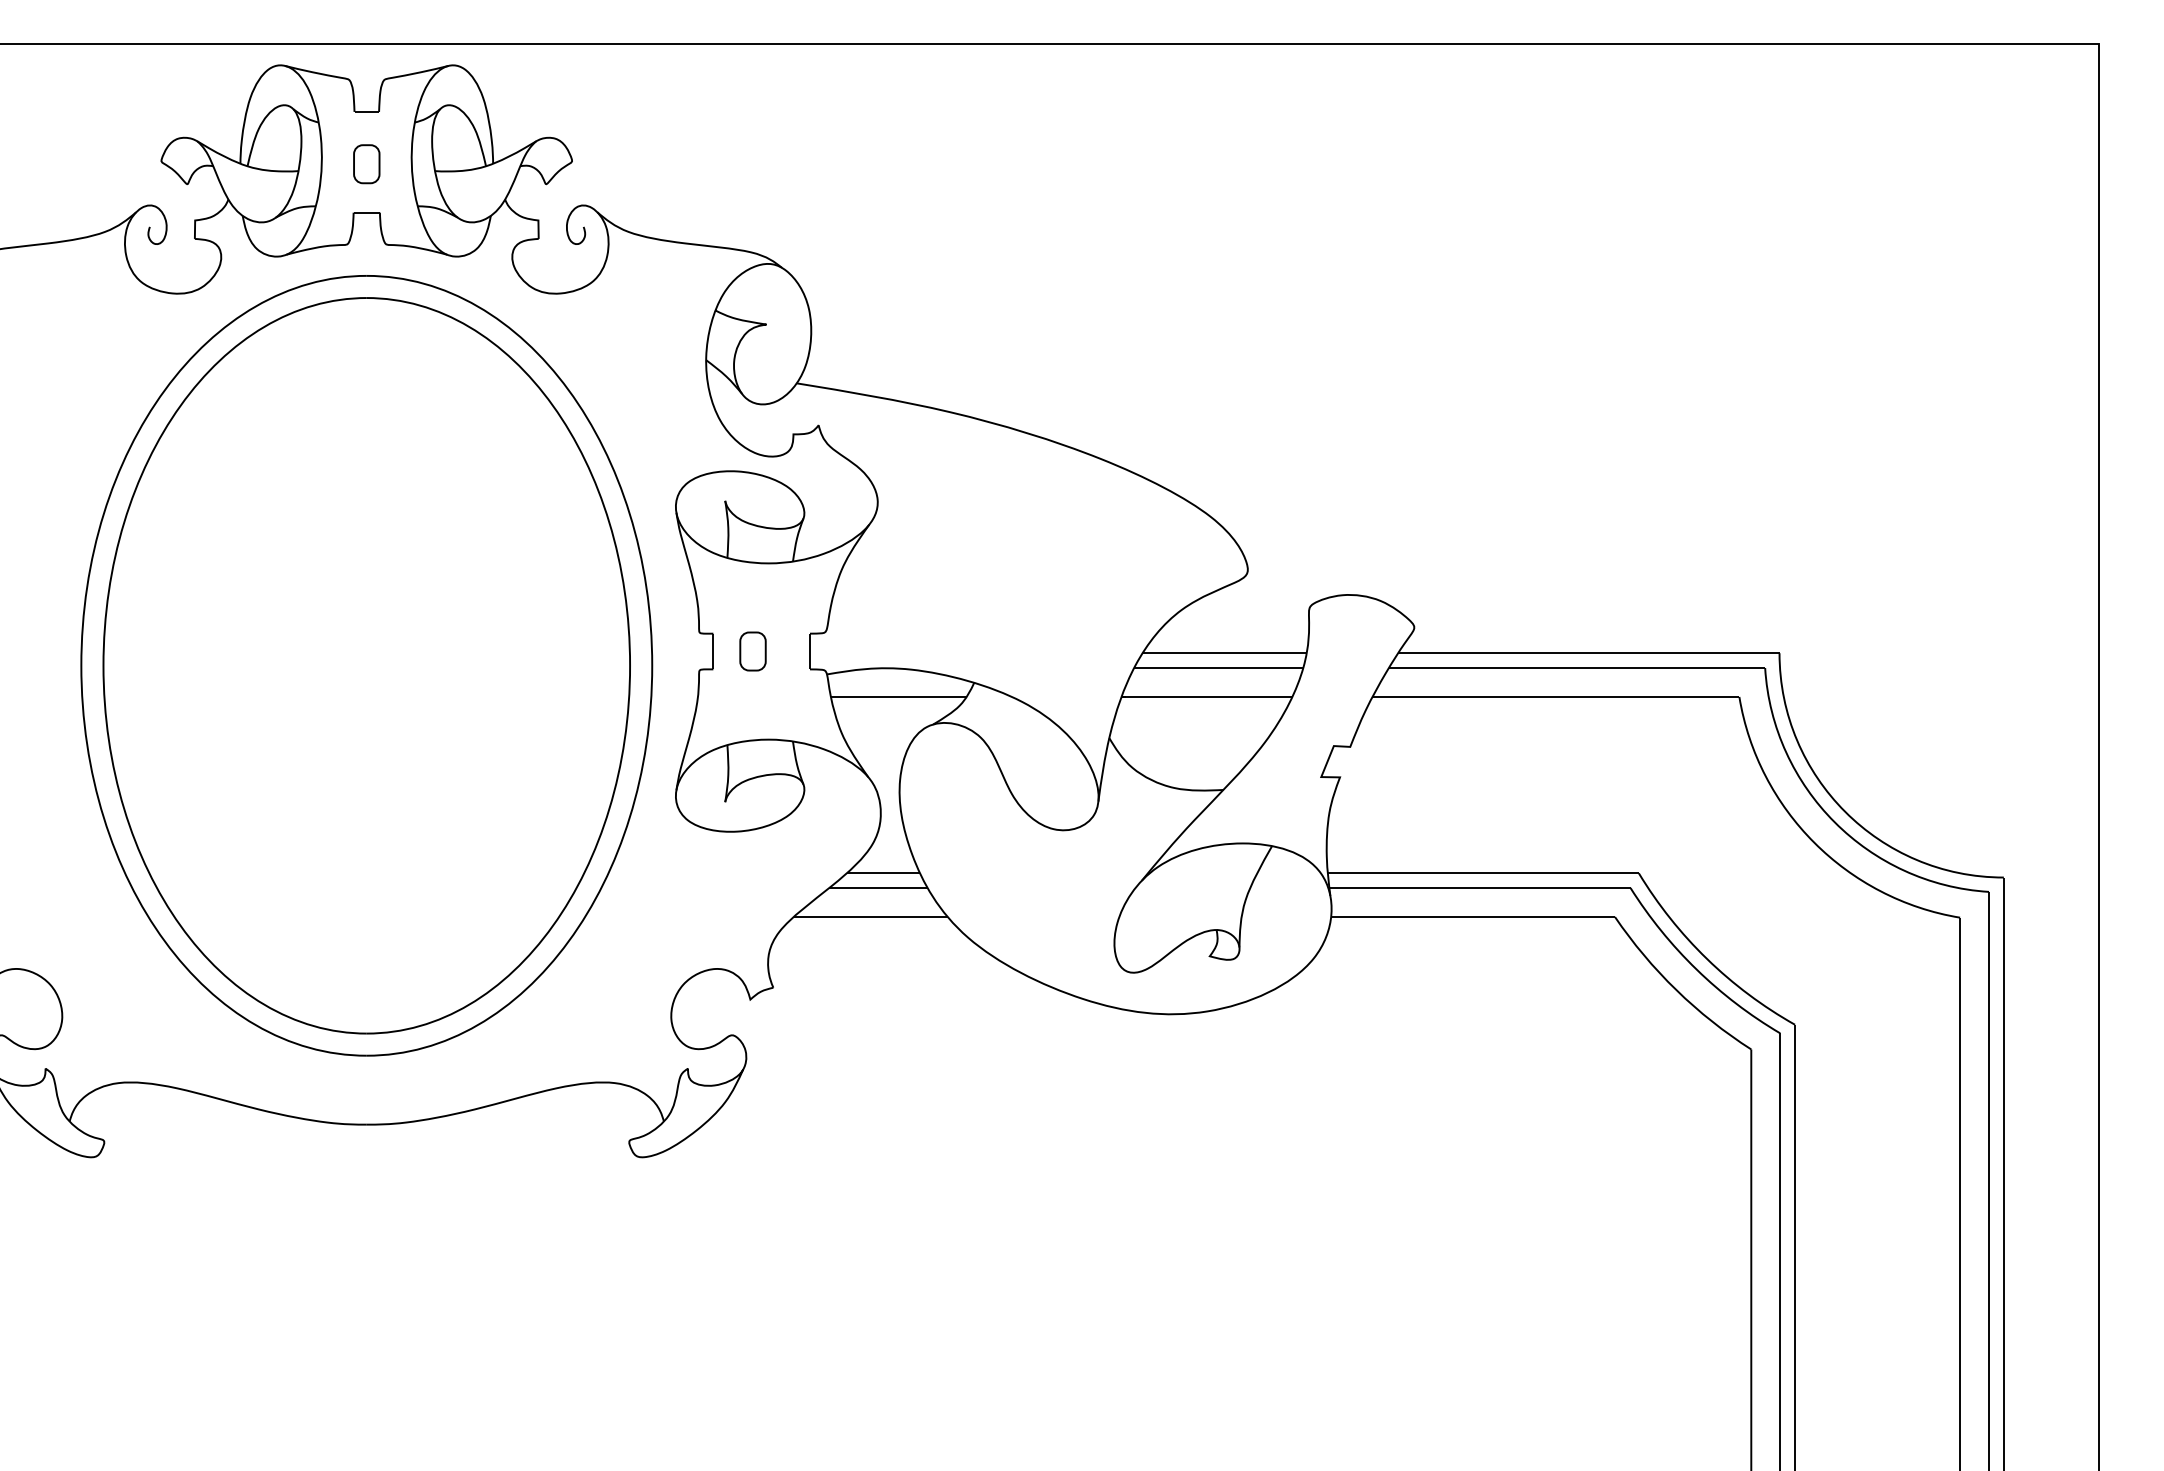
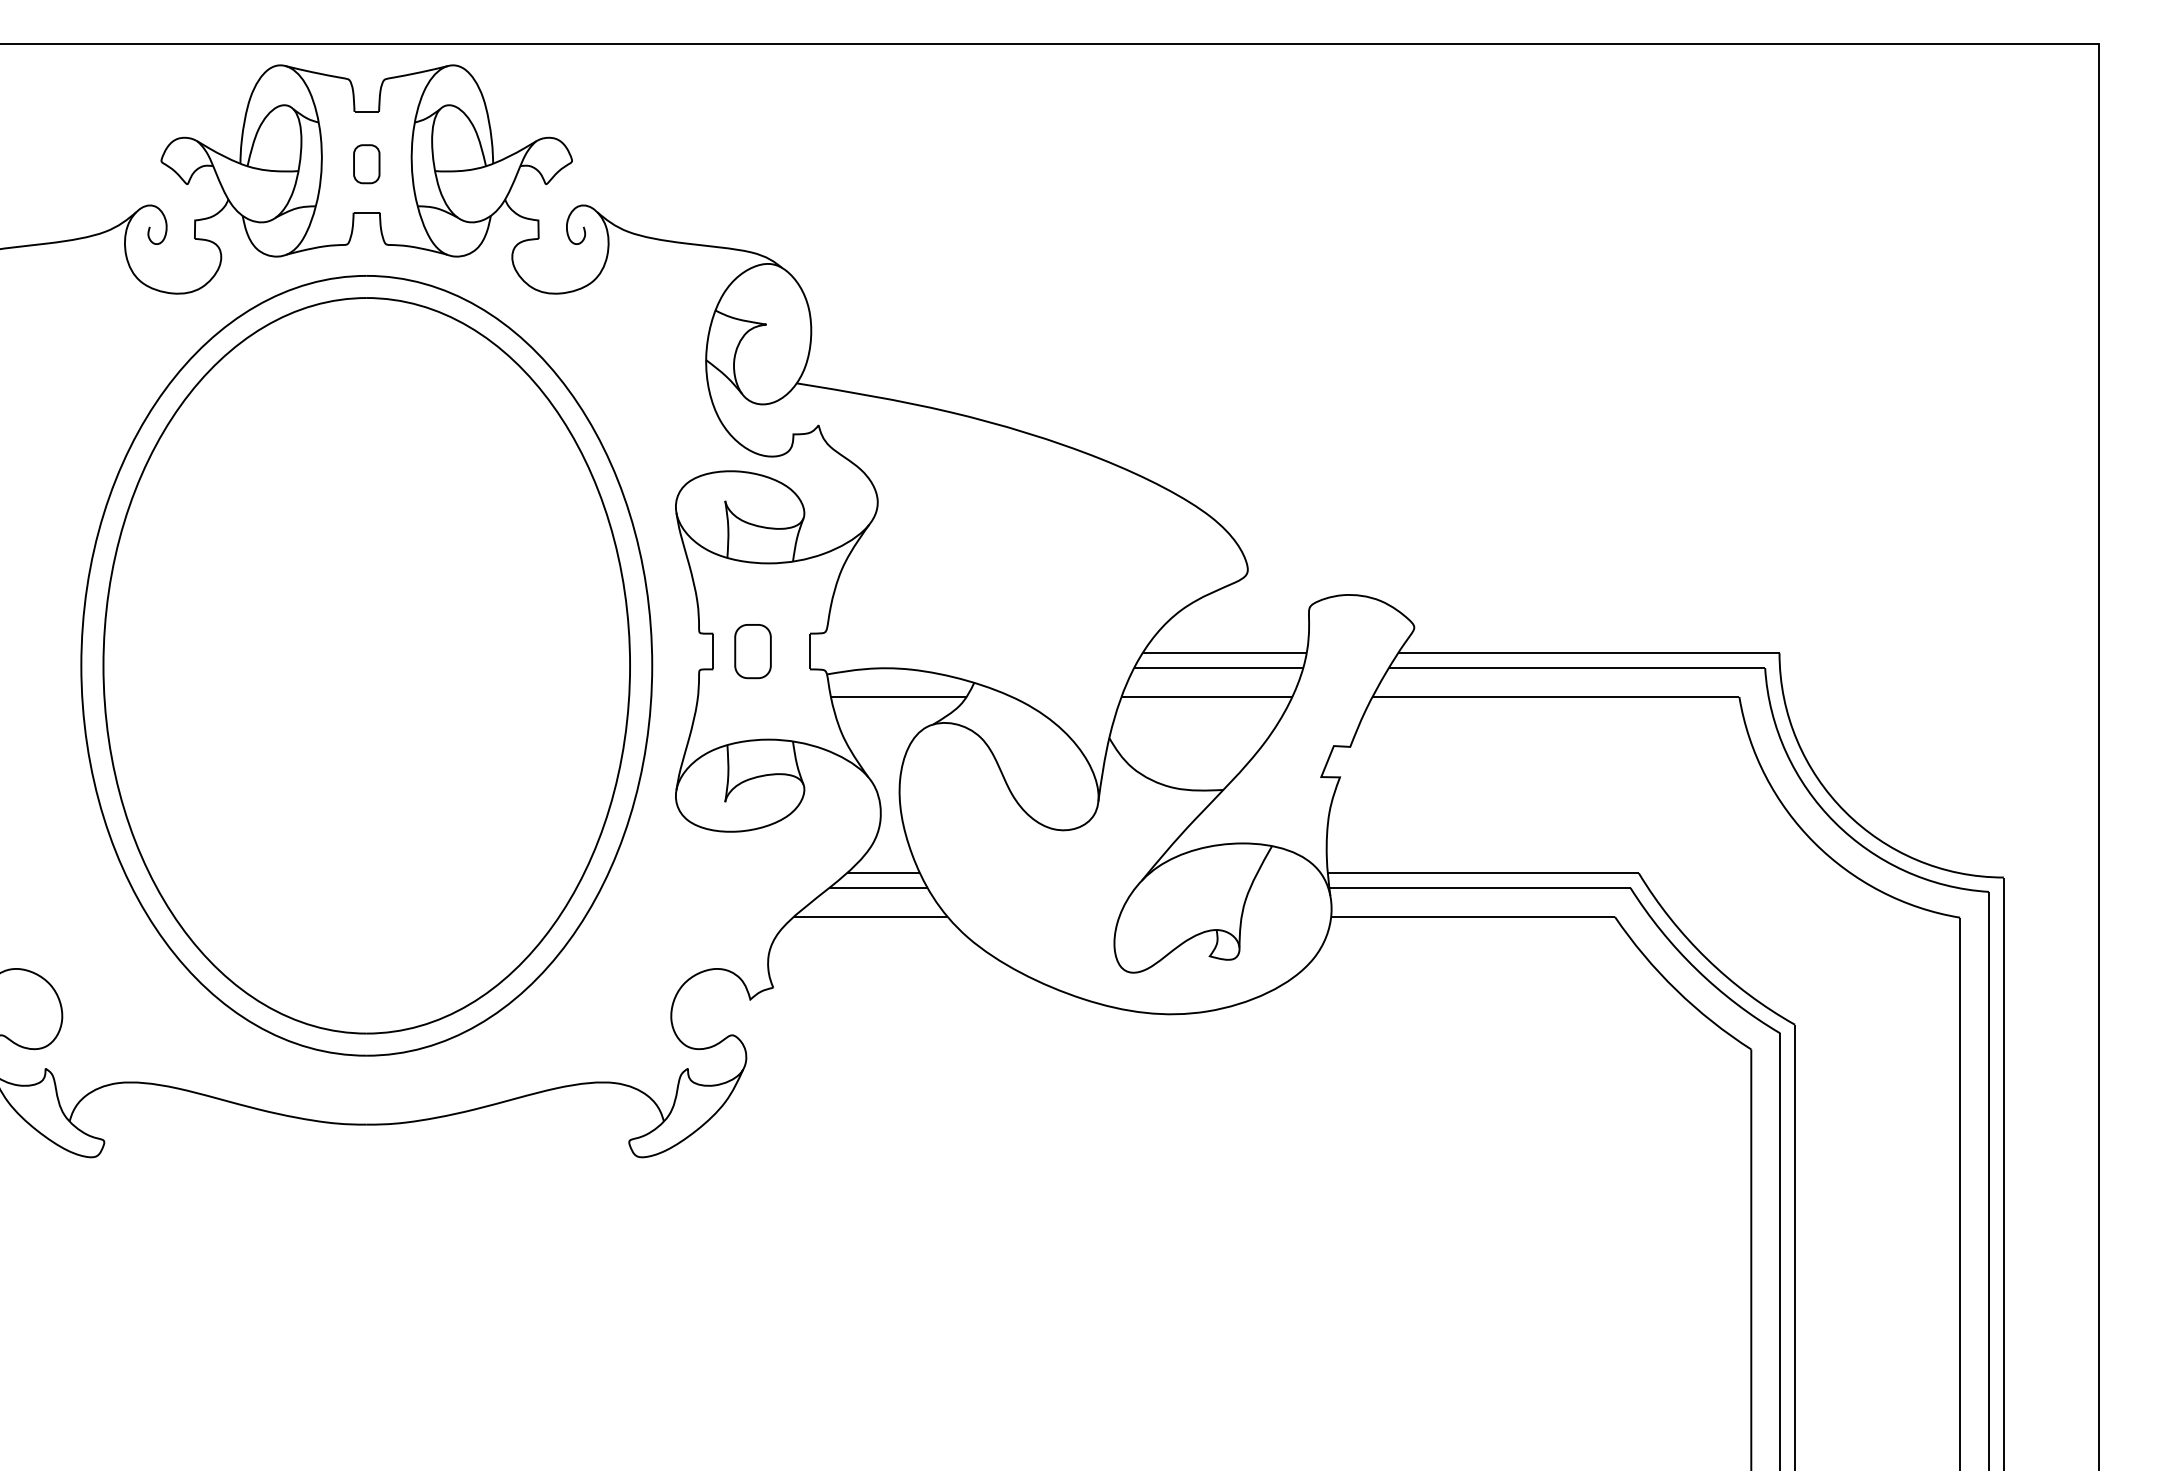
part size: 28x41 px -> 38x56 px (752, 651)
